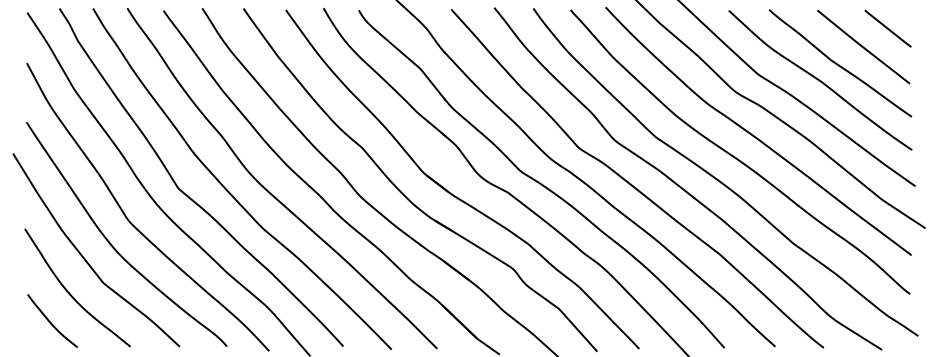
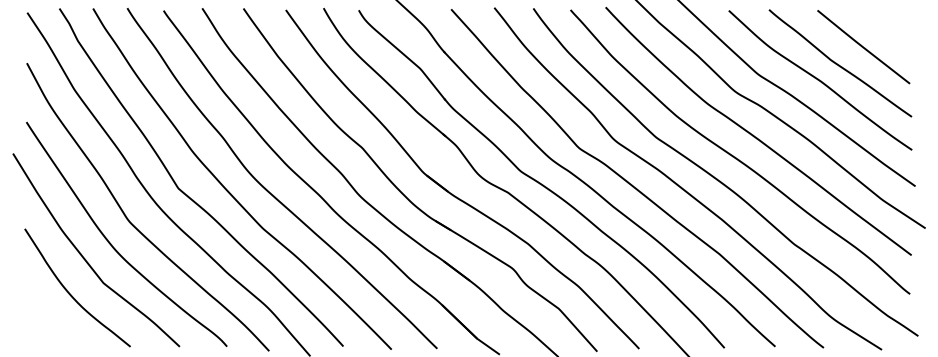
line: present -> none (887, 28)
curve: present -> none (50, 321)
